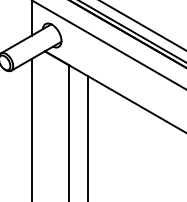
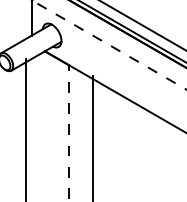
line: solid -> dashed (108, 44)
line position: (31, 128) -> (25, 128) (25, 128)
line: solid -> dashed (69, 133)
line position: (88, 137) -> (93, 137) (93, 137)
